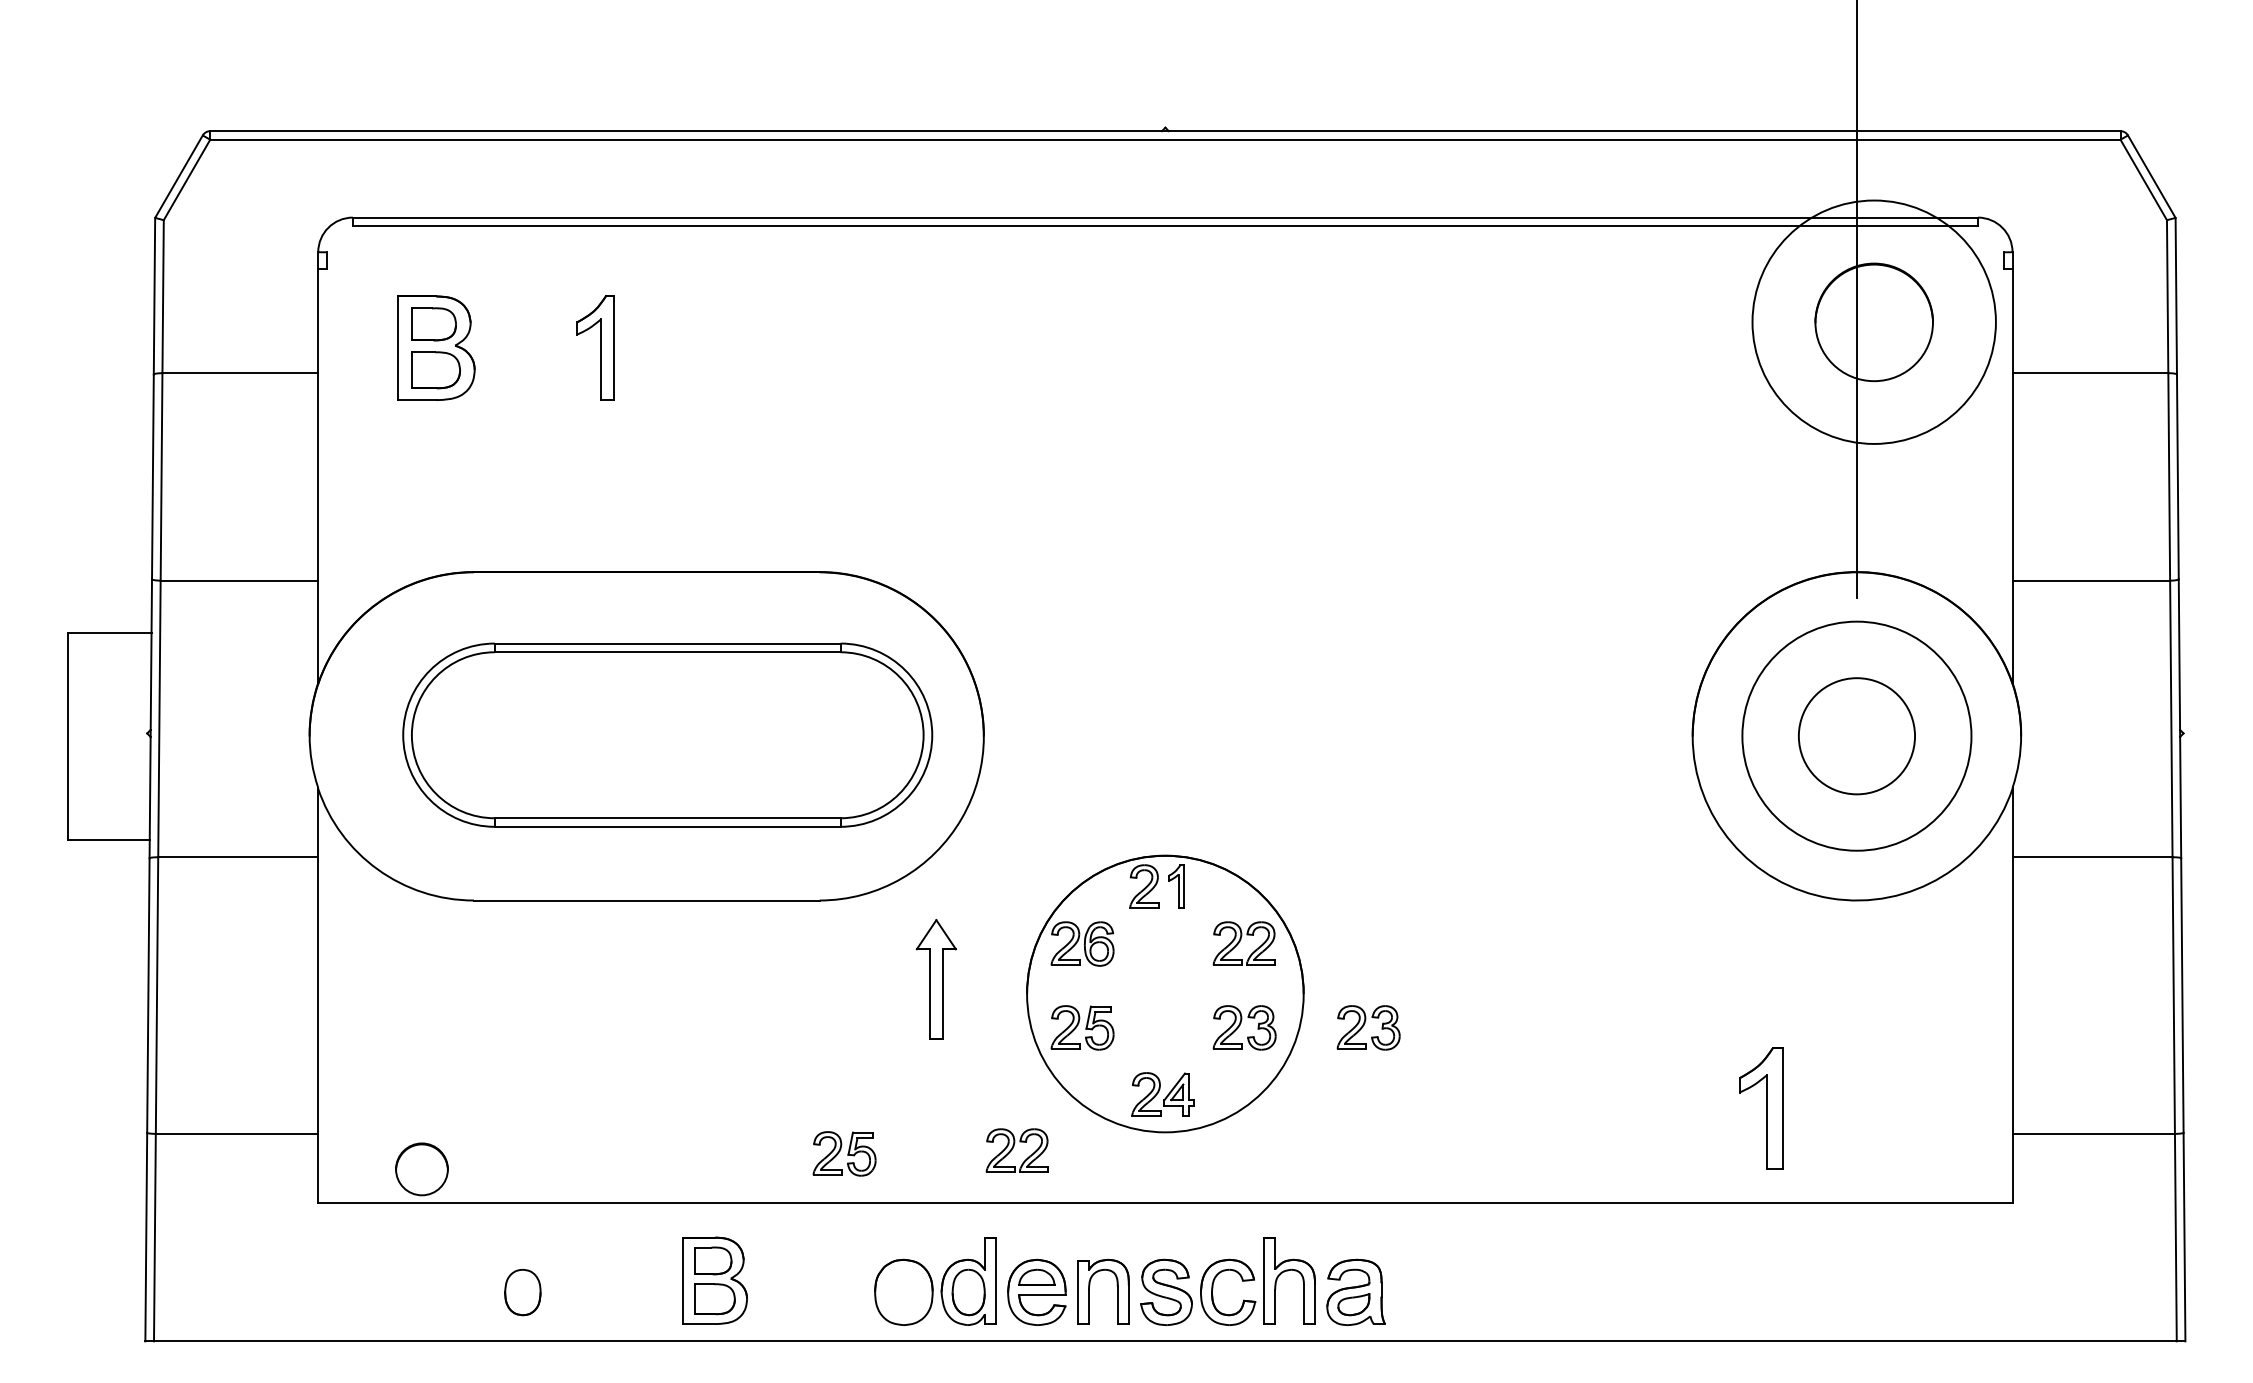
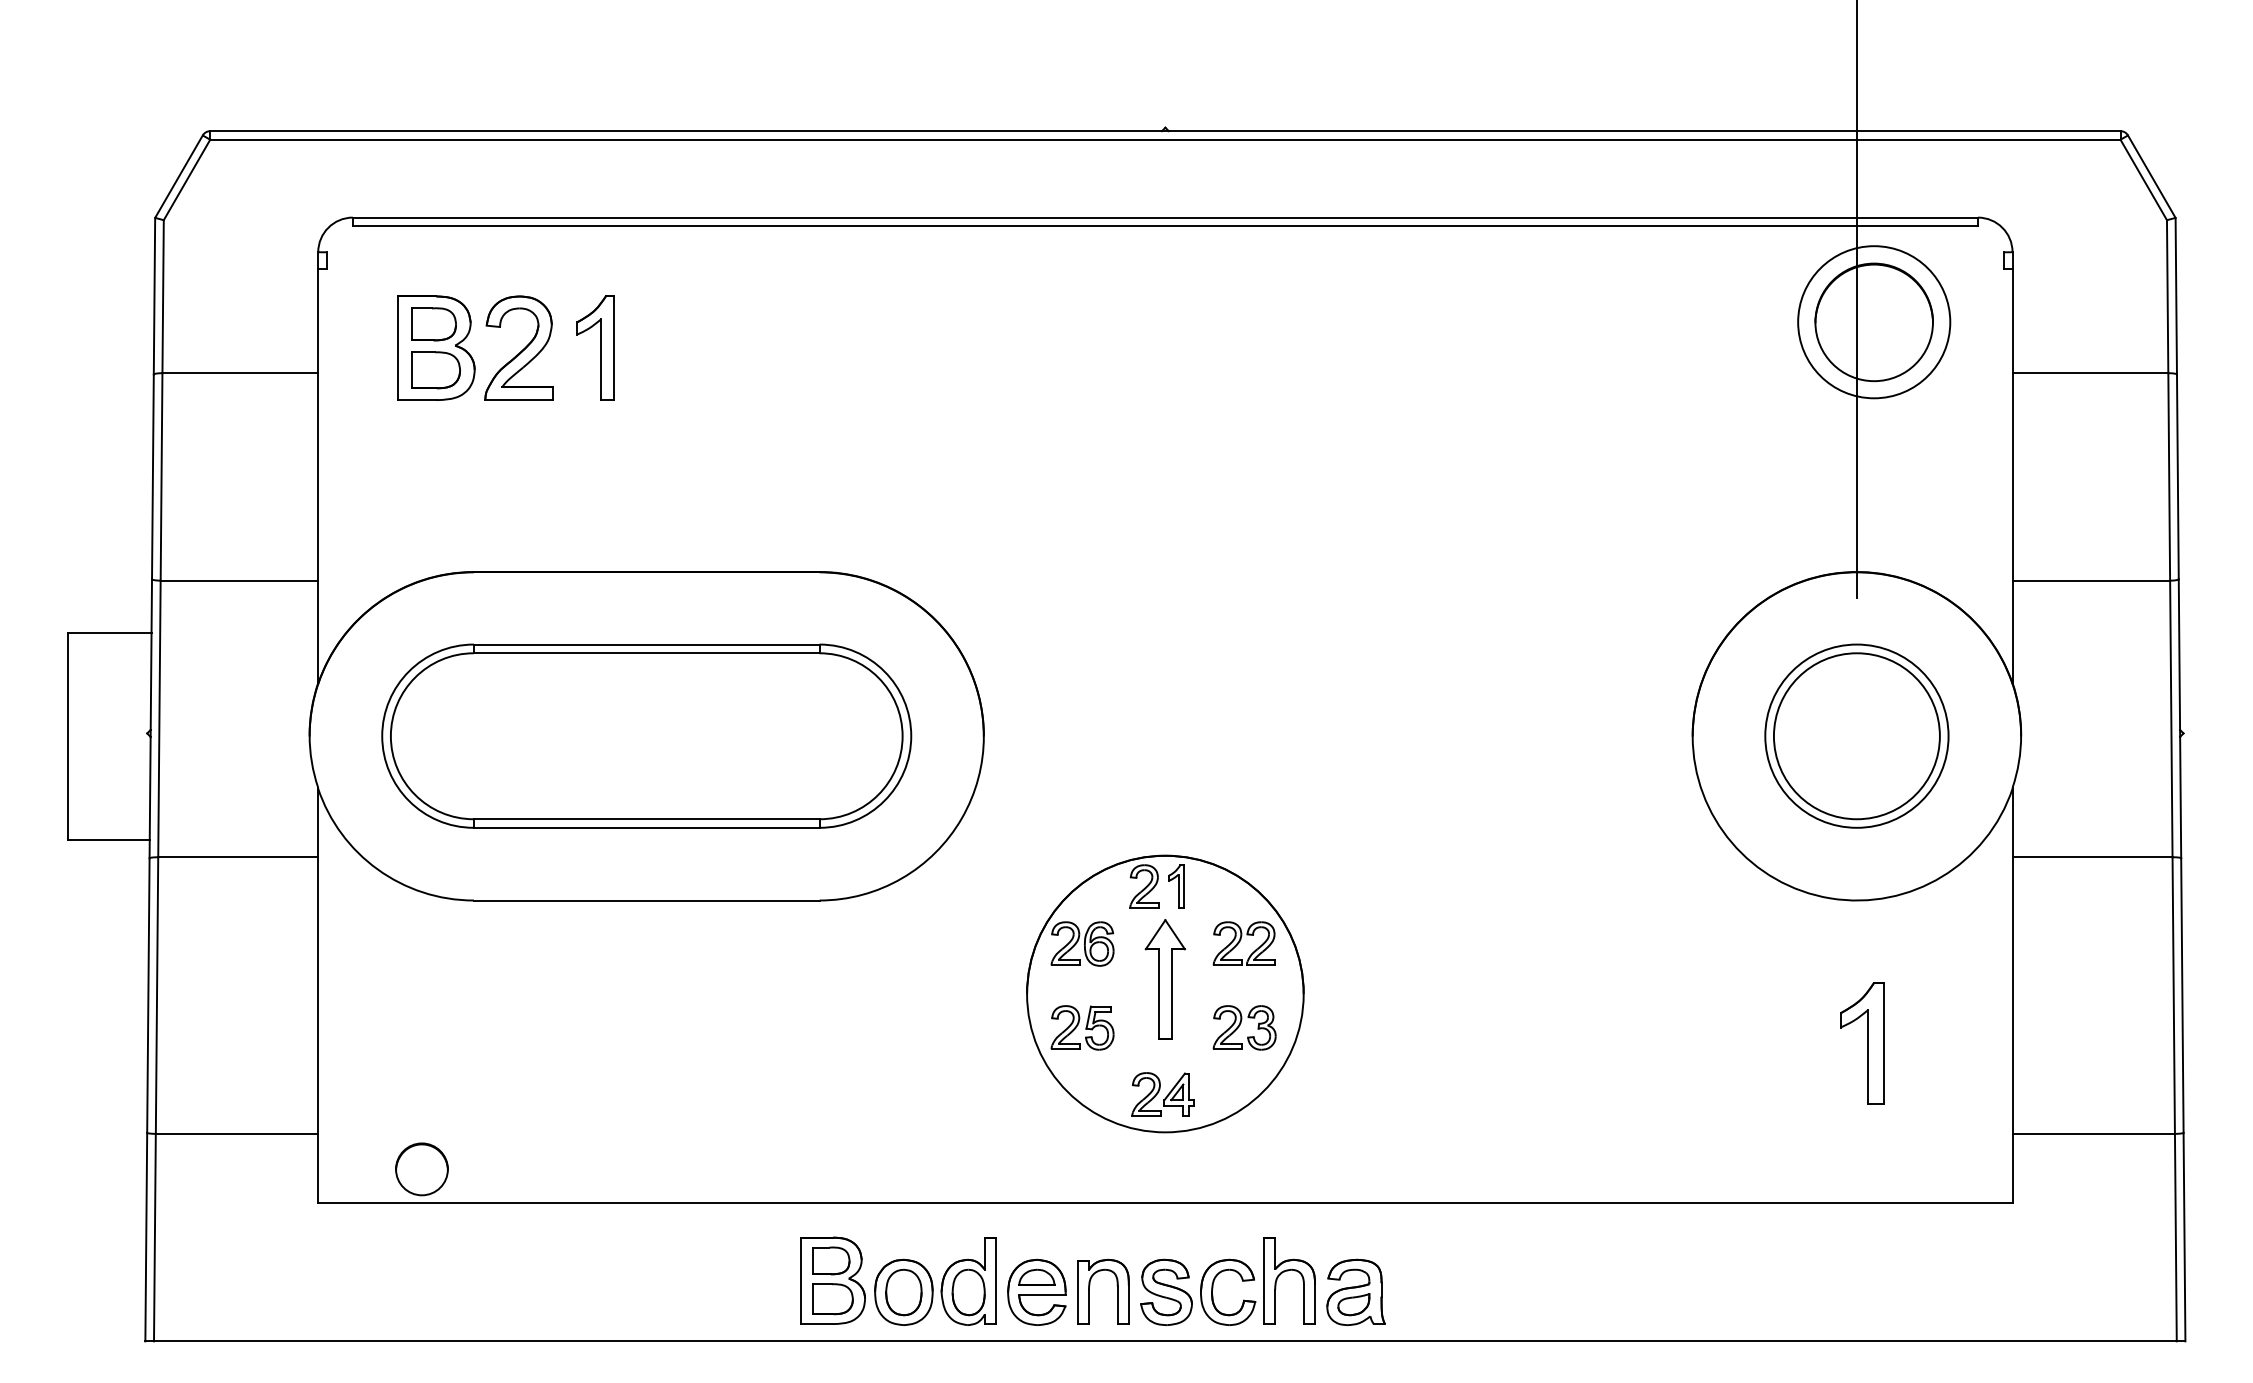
circle diameter: 243 px -> 152 px (1874, 322)
part: none -> present (518, 347)
part position: (667, 734) -> (646, 735) (646, 735)
circle diameter: 229 px -> 183 px (1856, 735)
circle diameter: 116 px -> 166 px (1856, 736)
part position: (935, 979) -> (1164, 979) (1164, 979)
part: present -> none (1368, 1027)
part position: (1761, 1108) -> (1862, 1043) (1862, 1043)
part: present -> none (1016, 1150)
part: present -> none (844, 1153)
part position: (714, 1280) -> (832, 1280) (832, 1280)
part position: (522, 1292) -> (903, 1292) (903, 1292)
